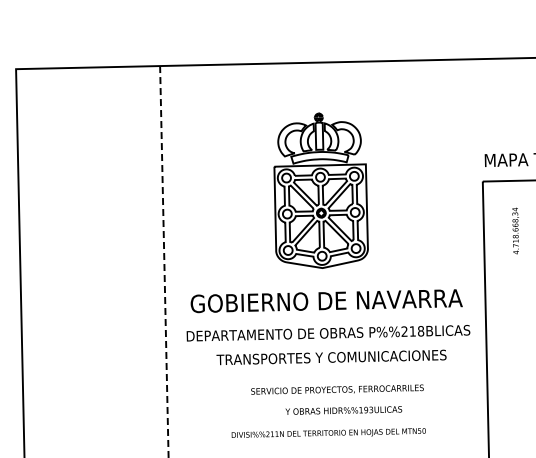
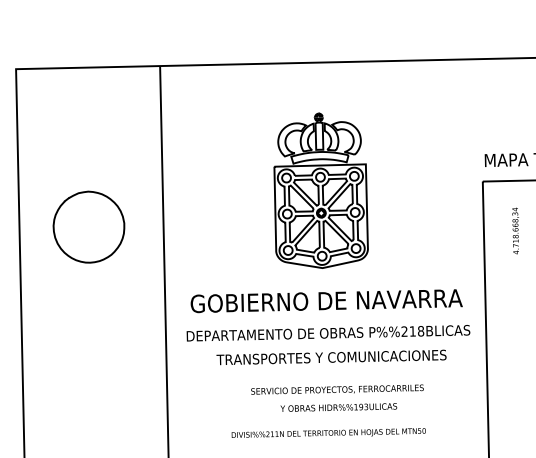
part: none -> present (88, 226)
line: dashed -> solid (164, 261)
text position: (343, 410) -> (338, 407) (338, 407)
